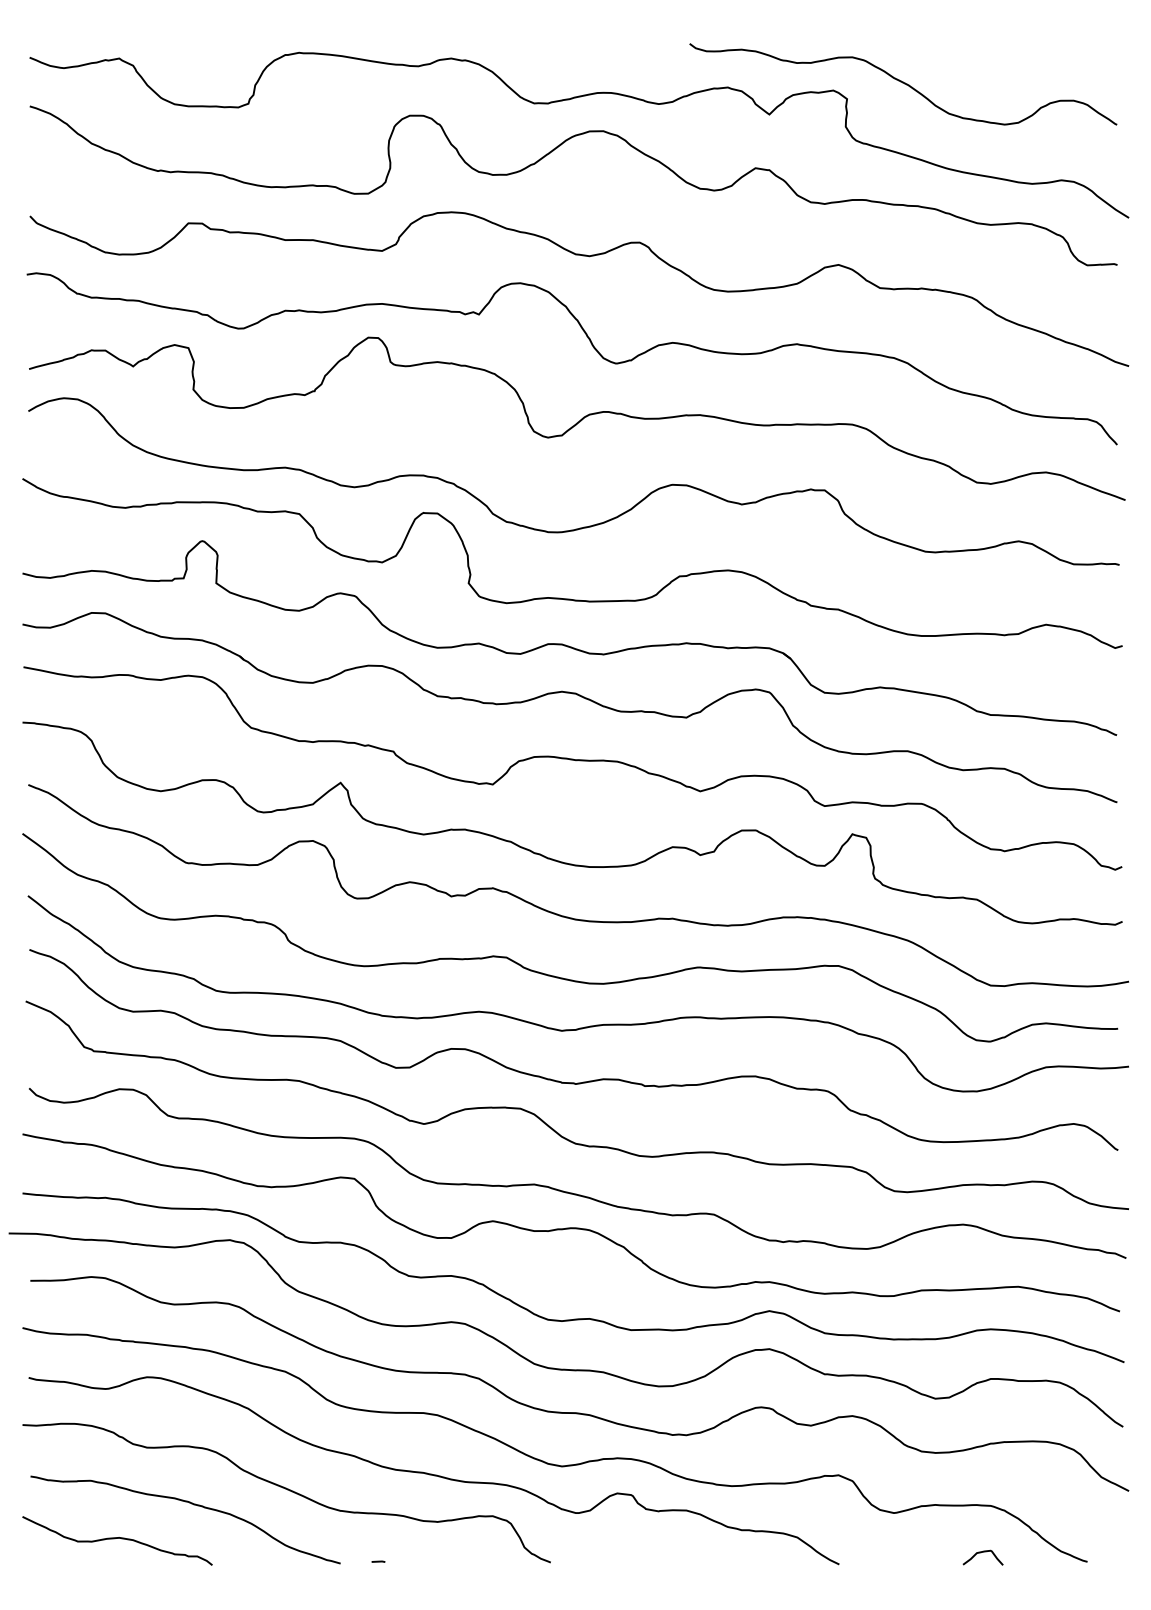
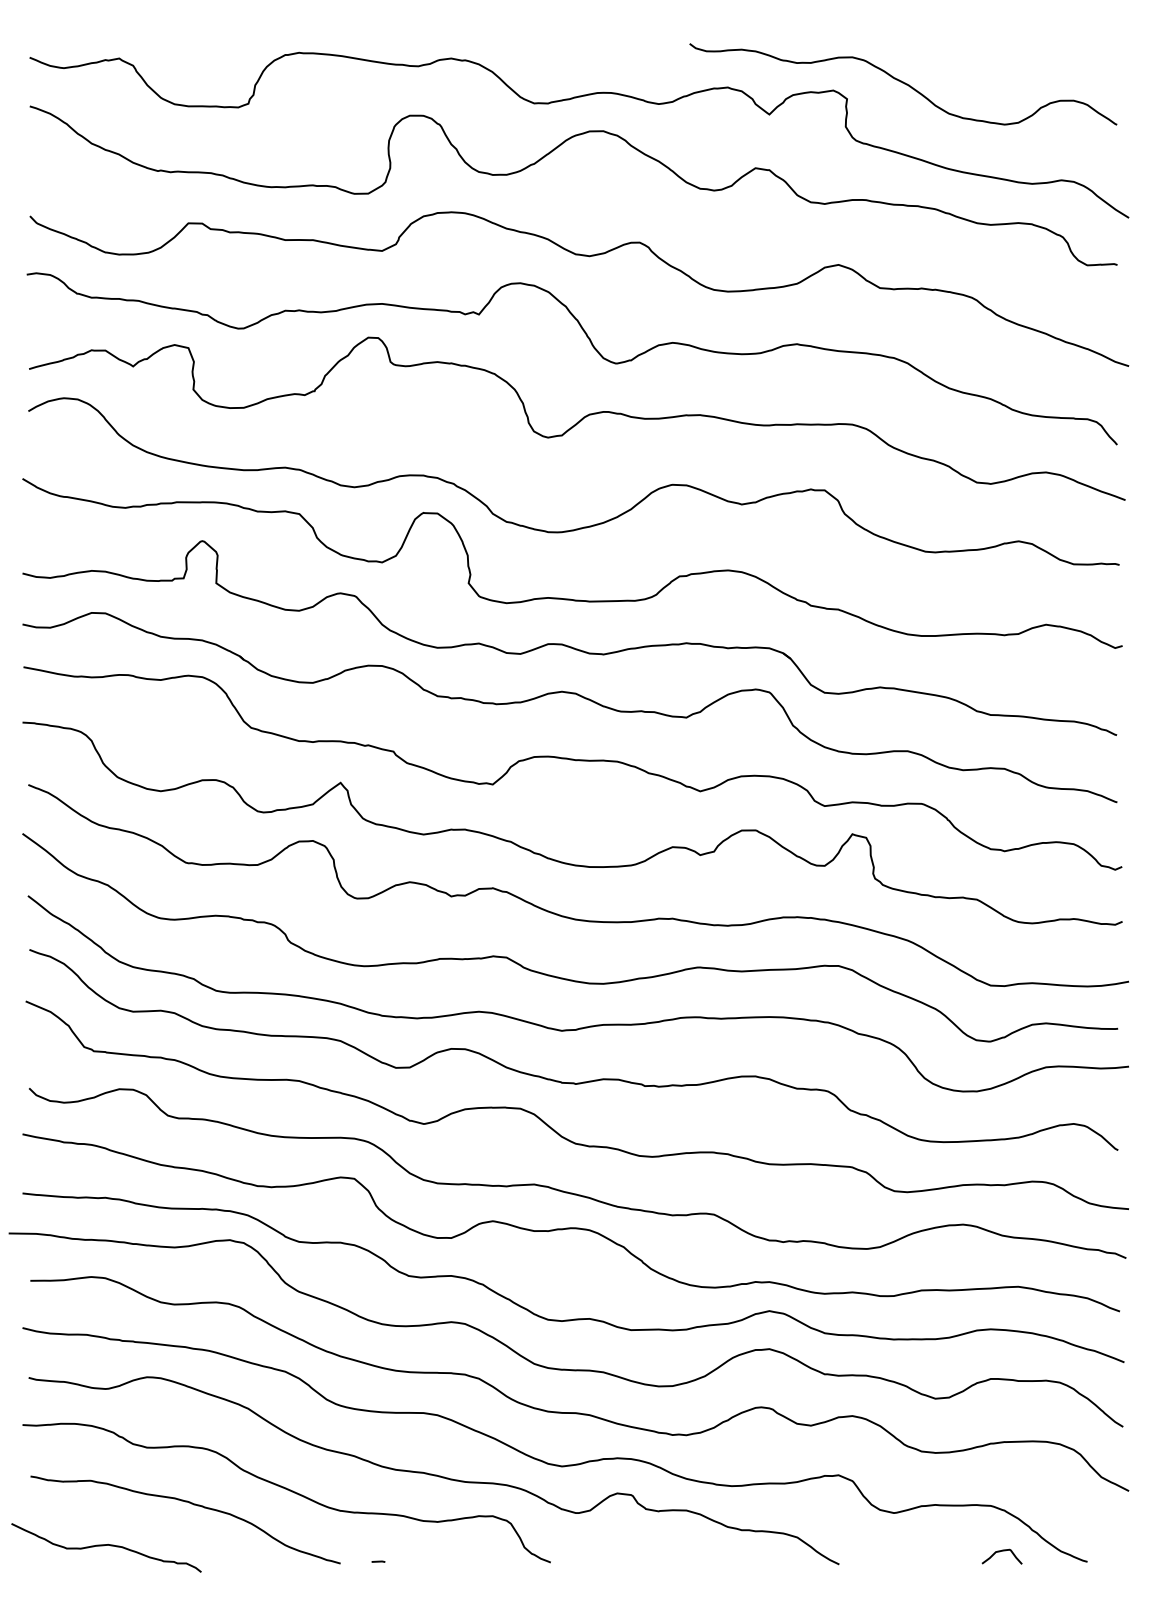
curve position: (117, 1538) -> (106, 1545) (106, 1545)
curve position: (980, 1553) -> (999, 1552) (999, 1552)
